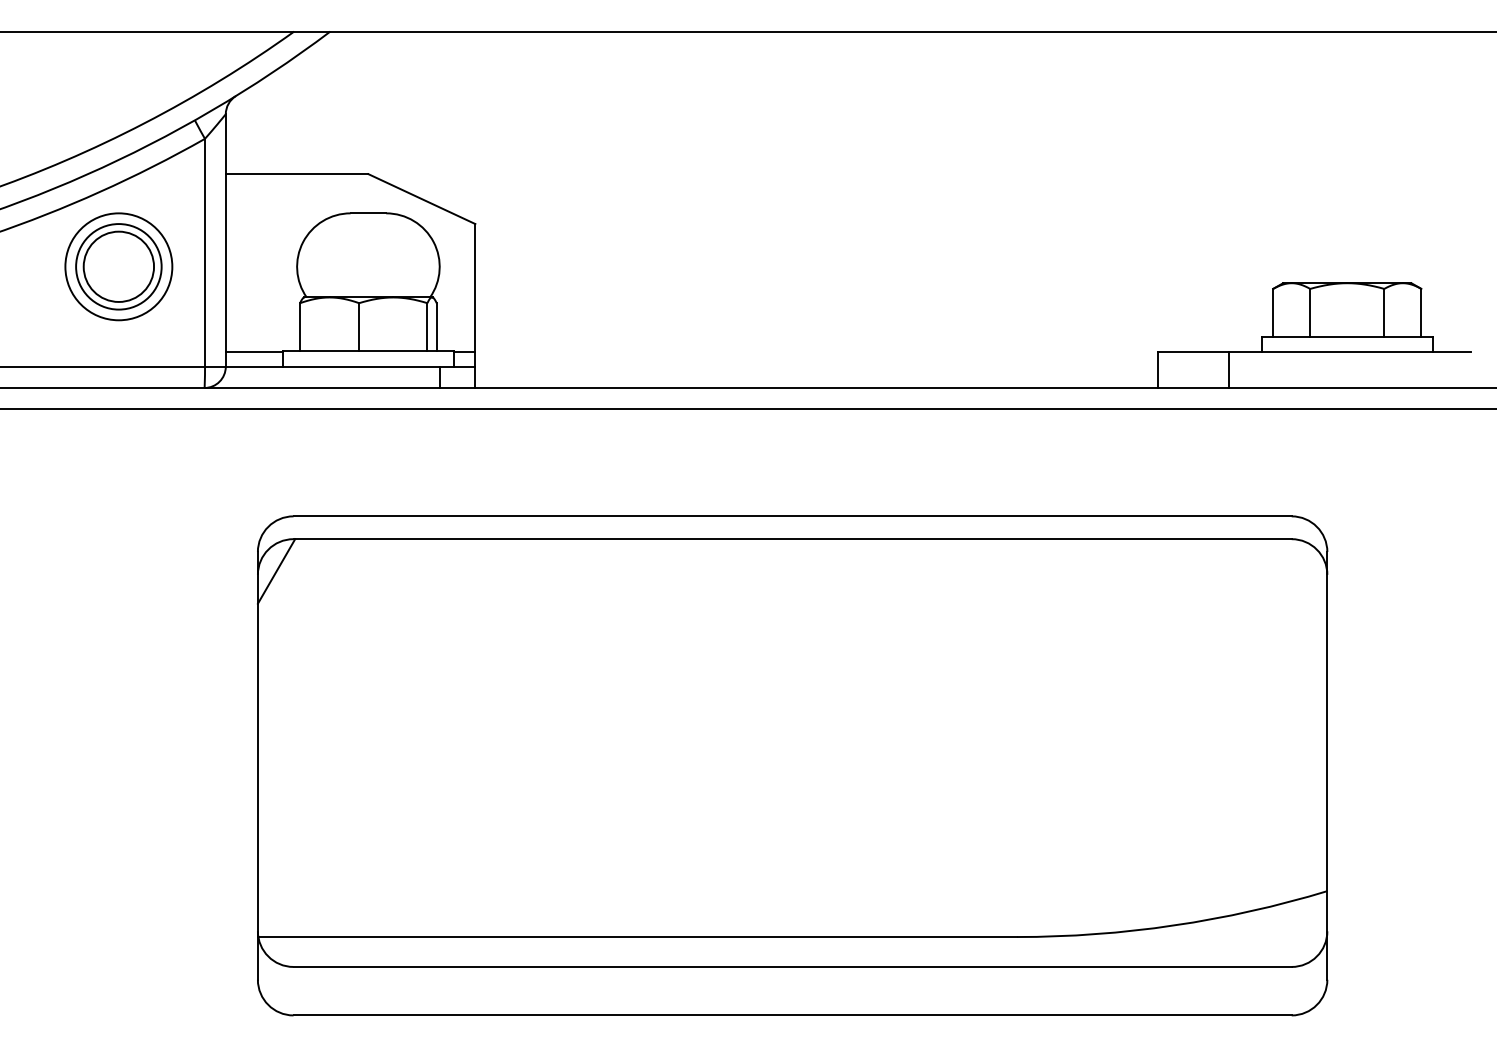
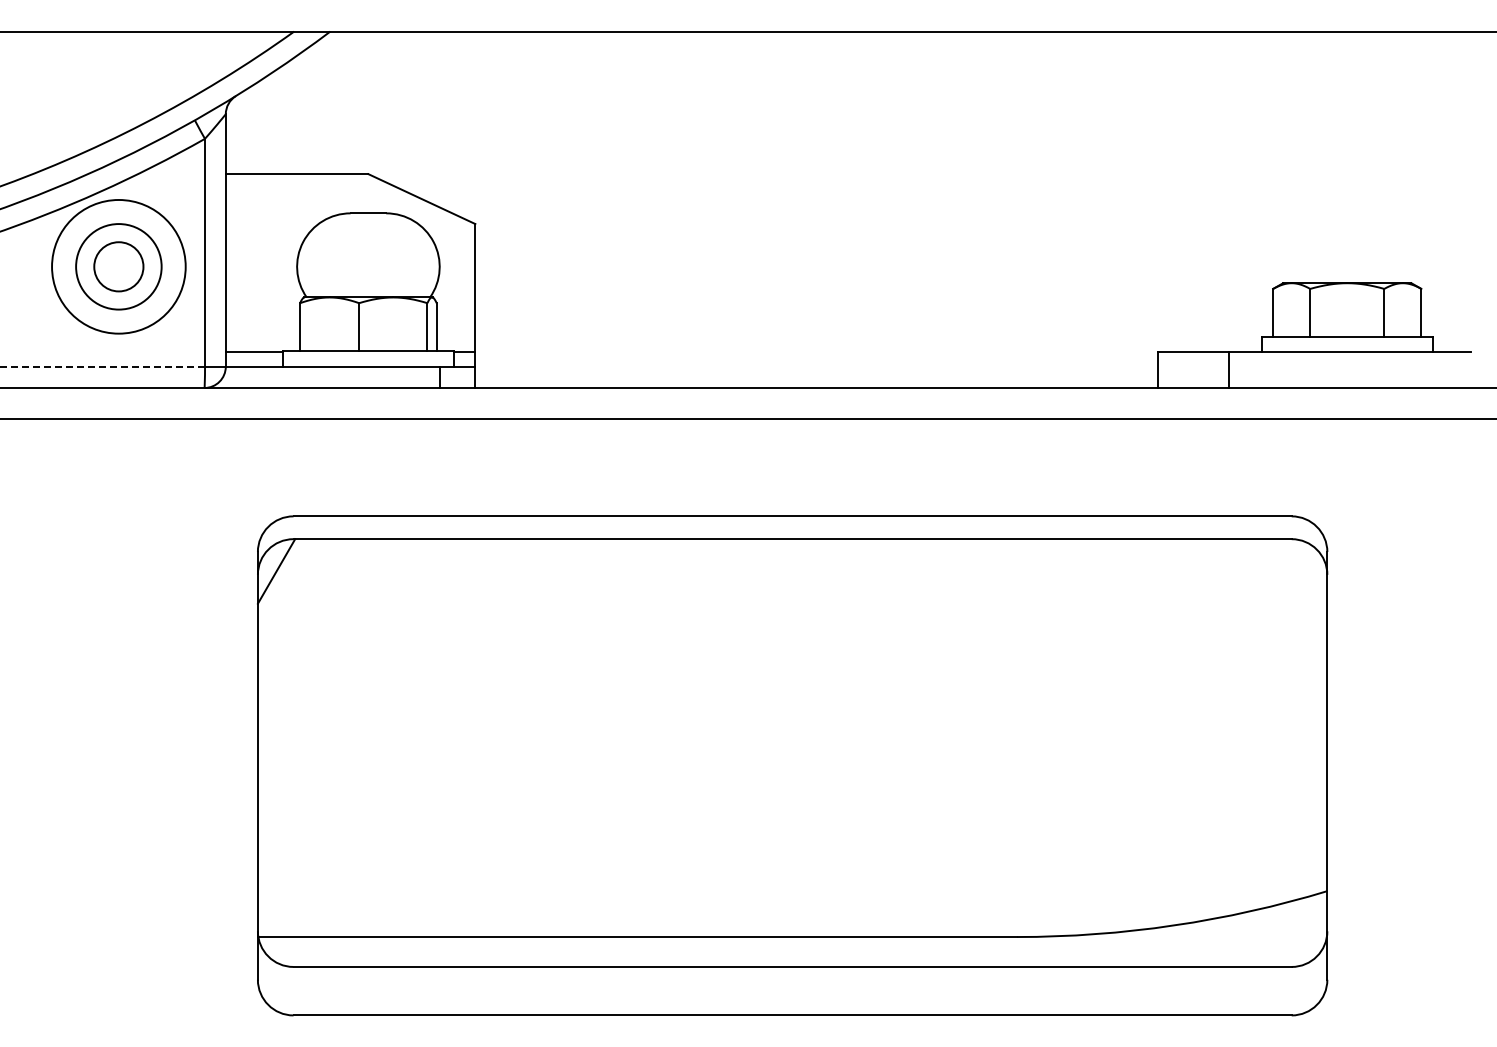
circle diameter: 107 px -> 134 px (118, 266)
circle diameter: 70 px -> 49 px (118, 266)
line: solid -> dashed (102, 366)
line position: (747, 409) -> (747, 419) (747, 419)
